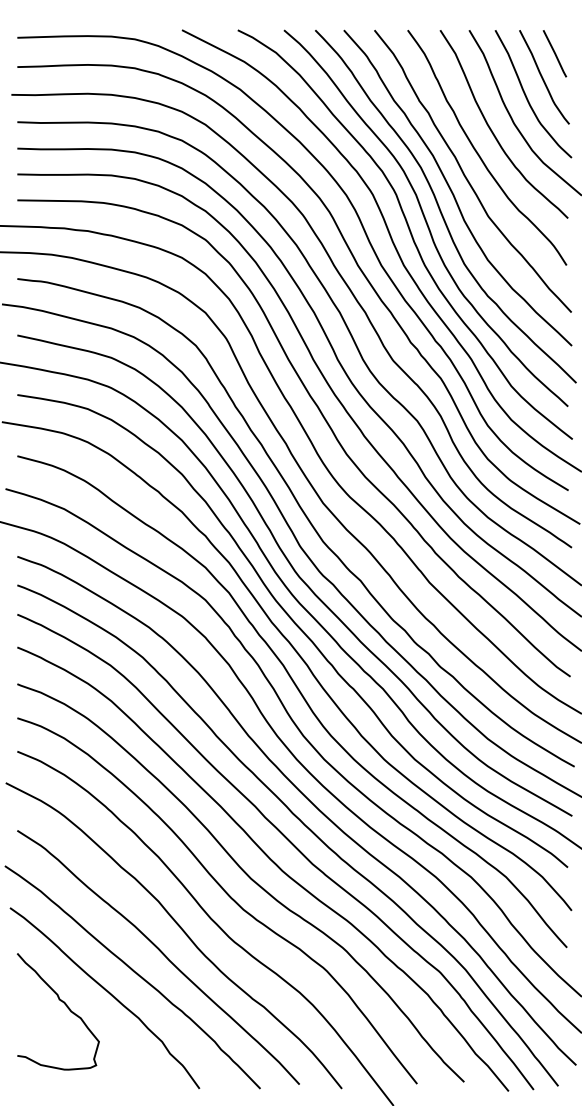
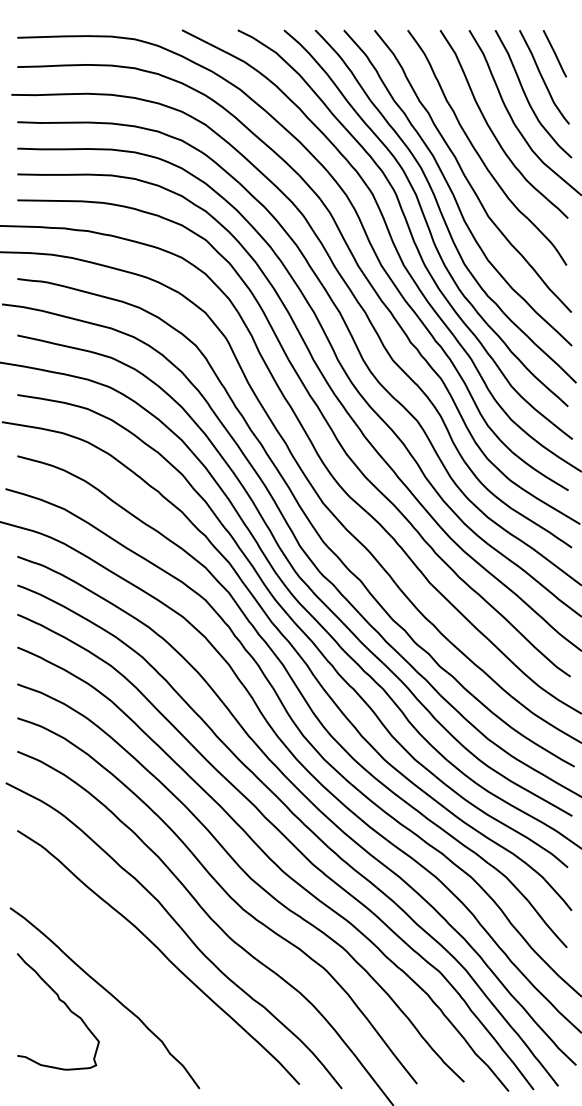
curve: present -> none (135, 973)
